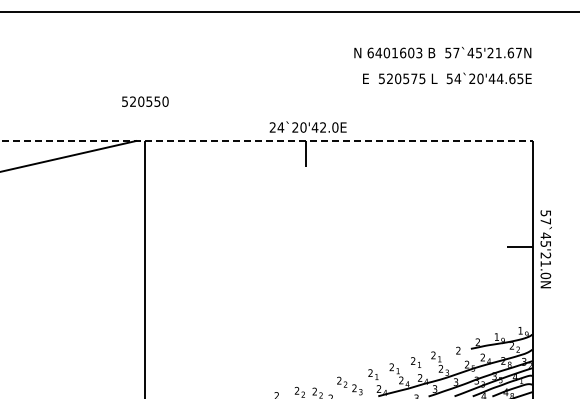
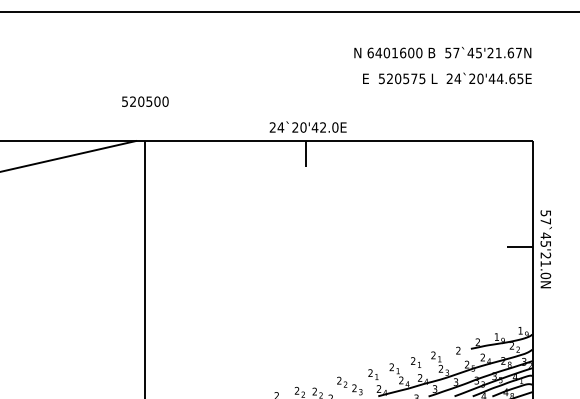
text: 6401603 -> 6401600 (419, 52)
text: 54`20'44.65E -> 24`20'44.65E (449, 78)
text: 520550 -> 520500 (157, 101)
line: dashed -> solid (266, 140)
